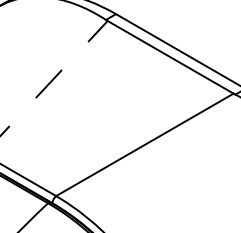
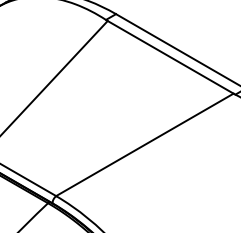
line: dashed -> solid (54, 78)
